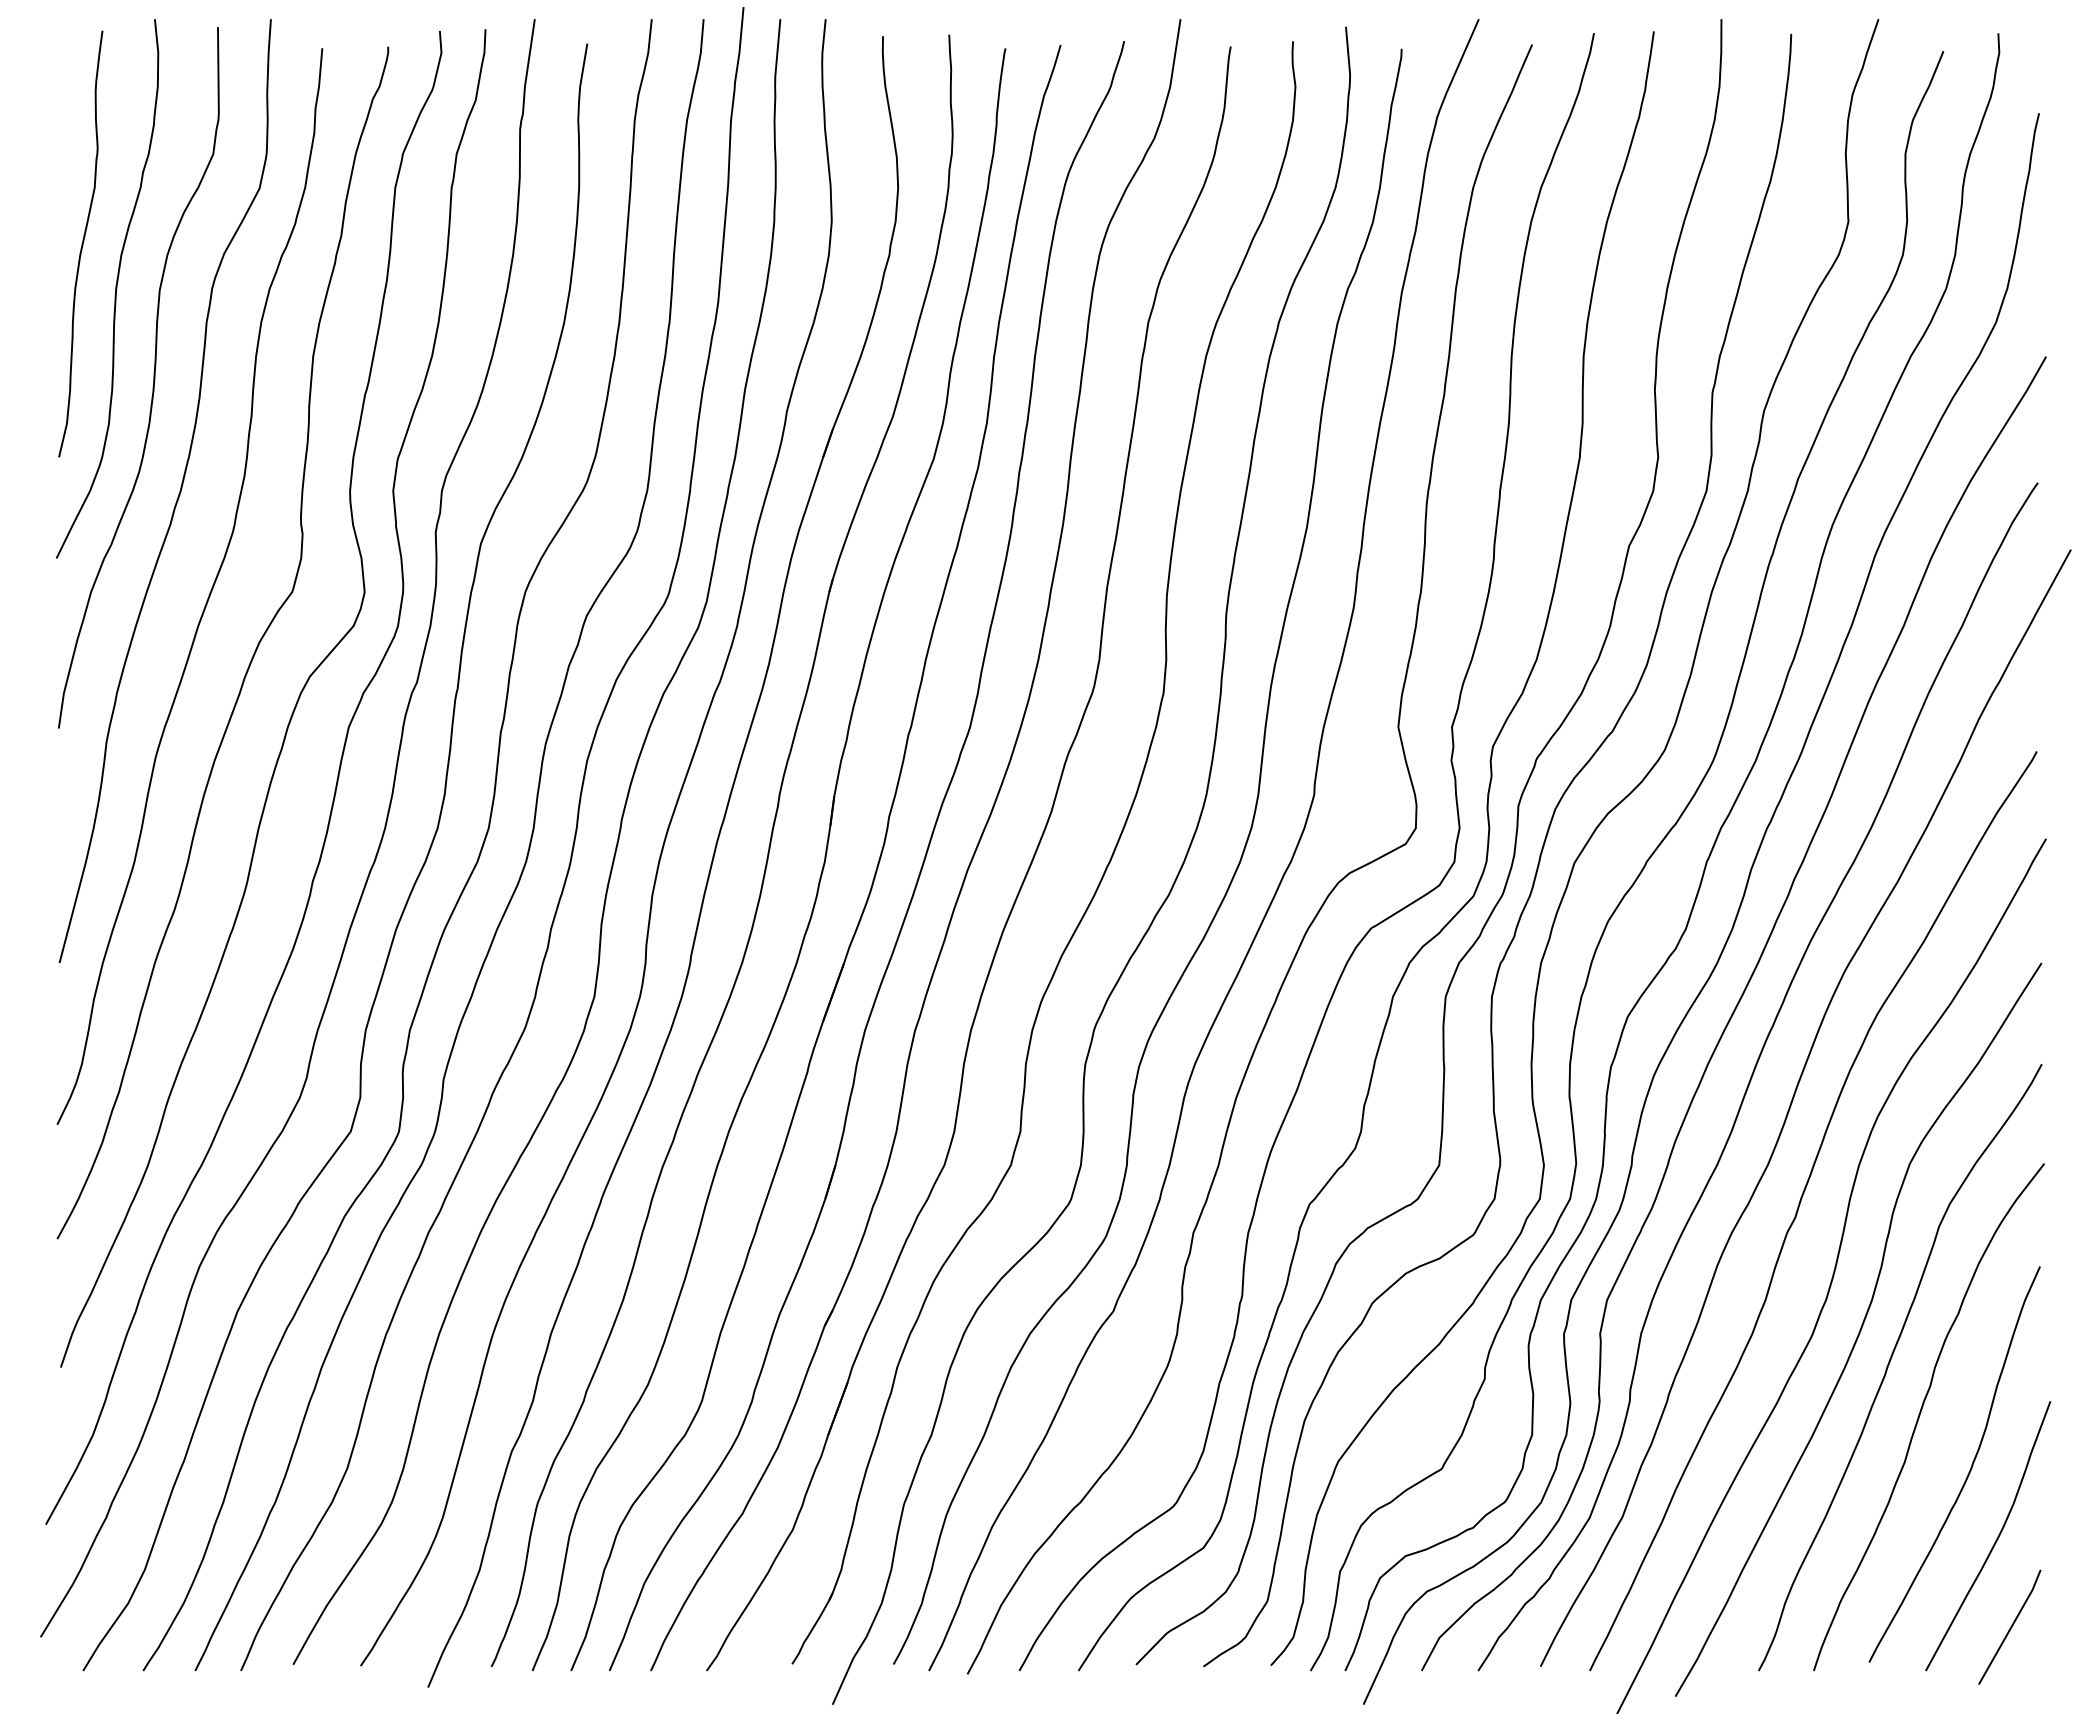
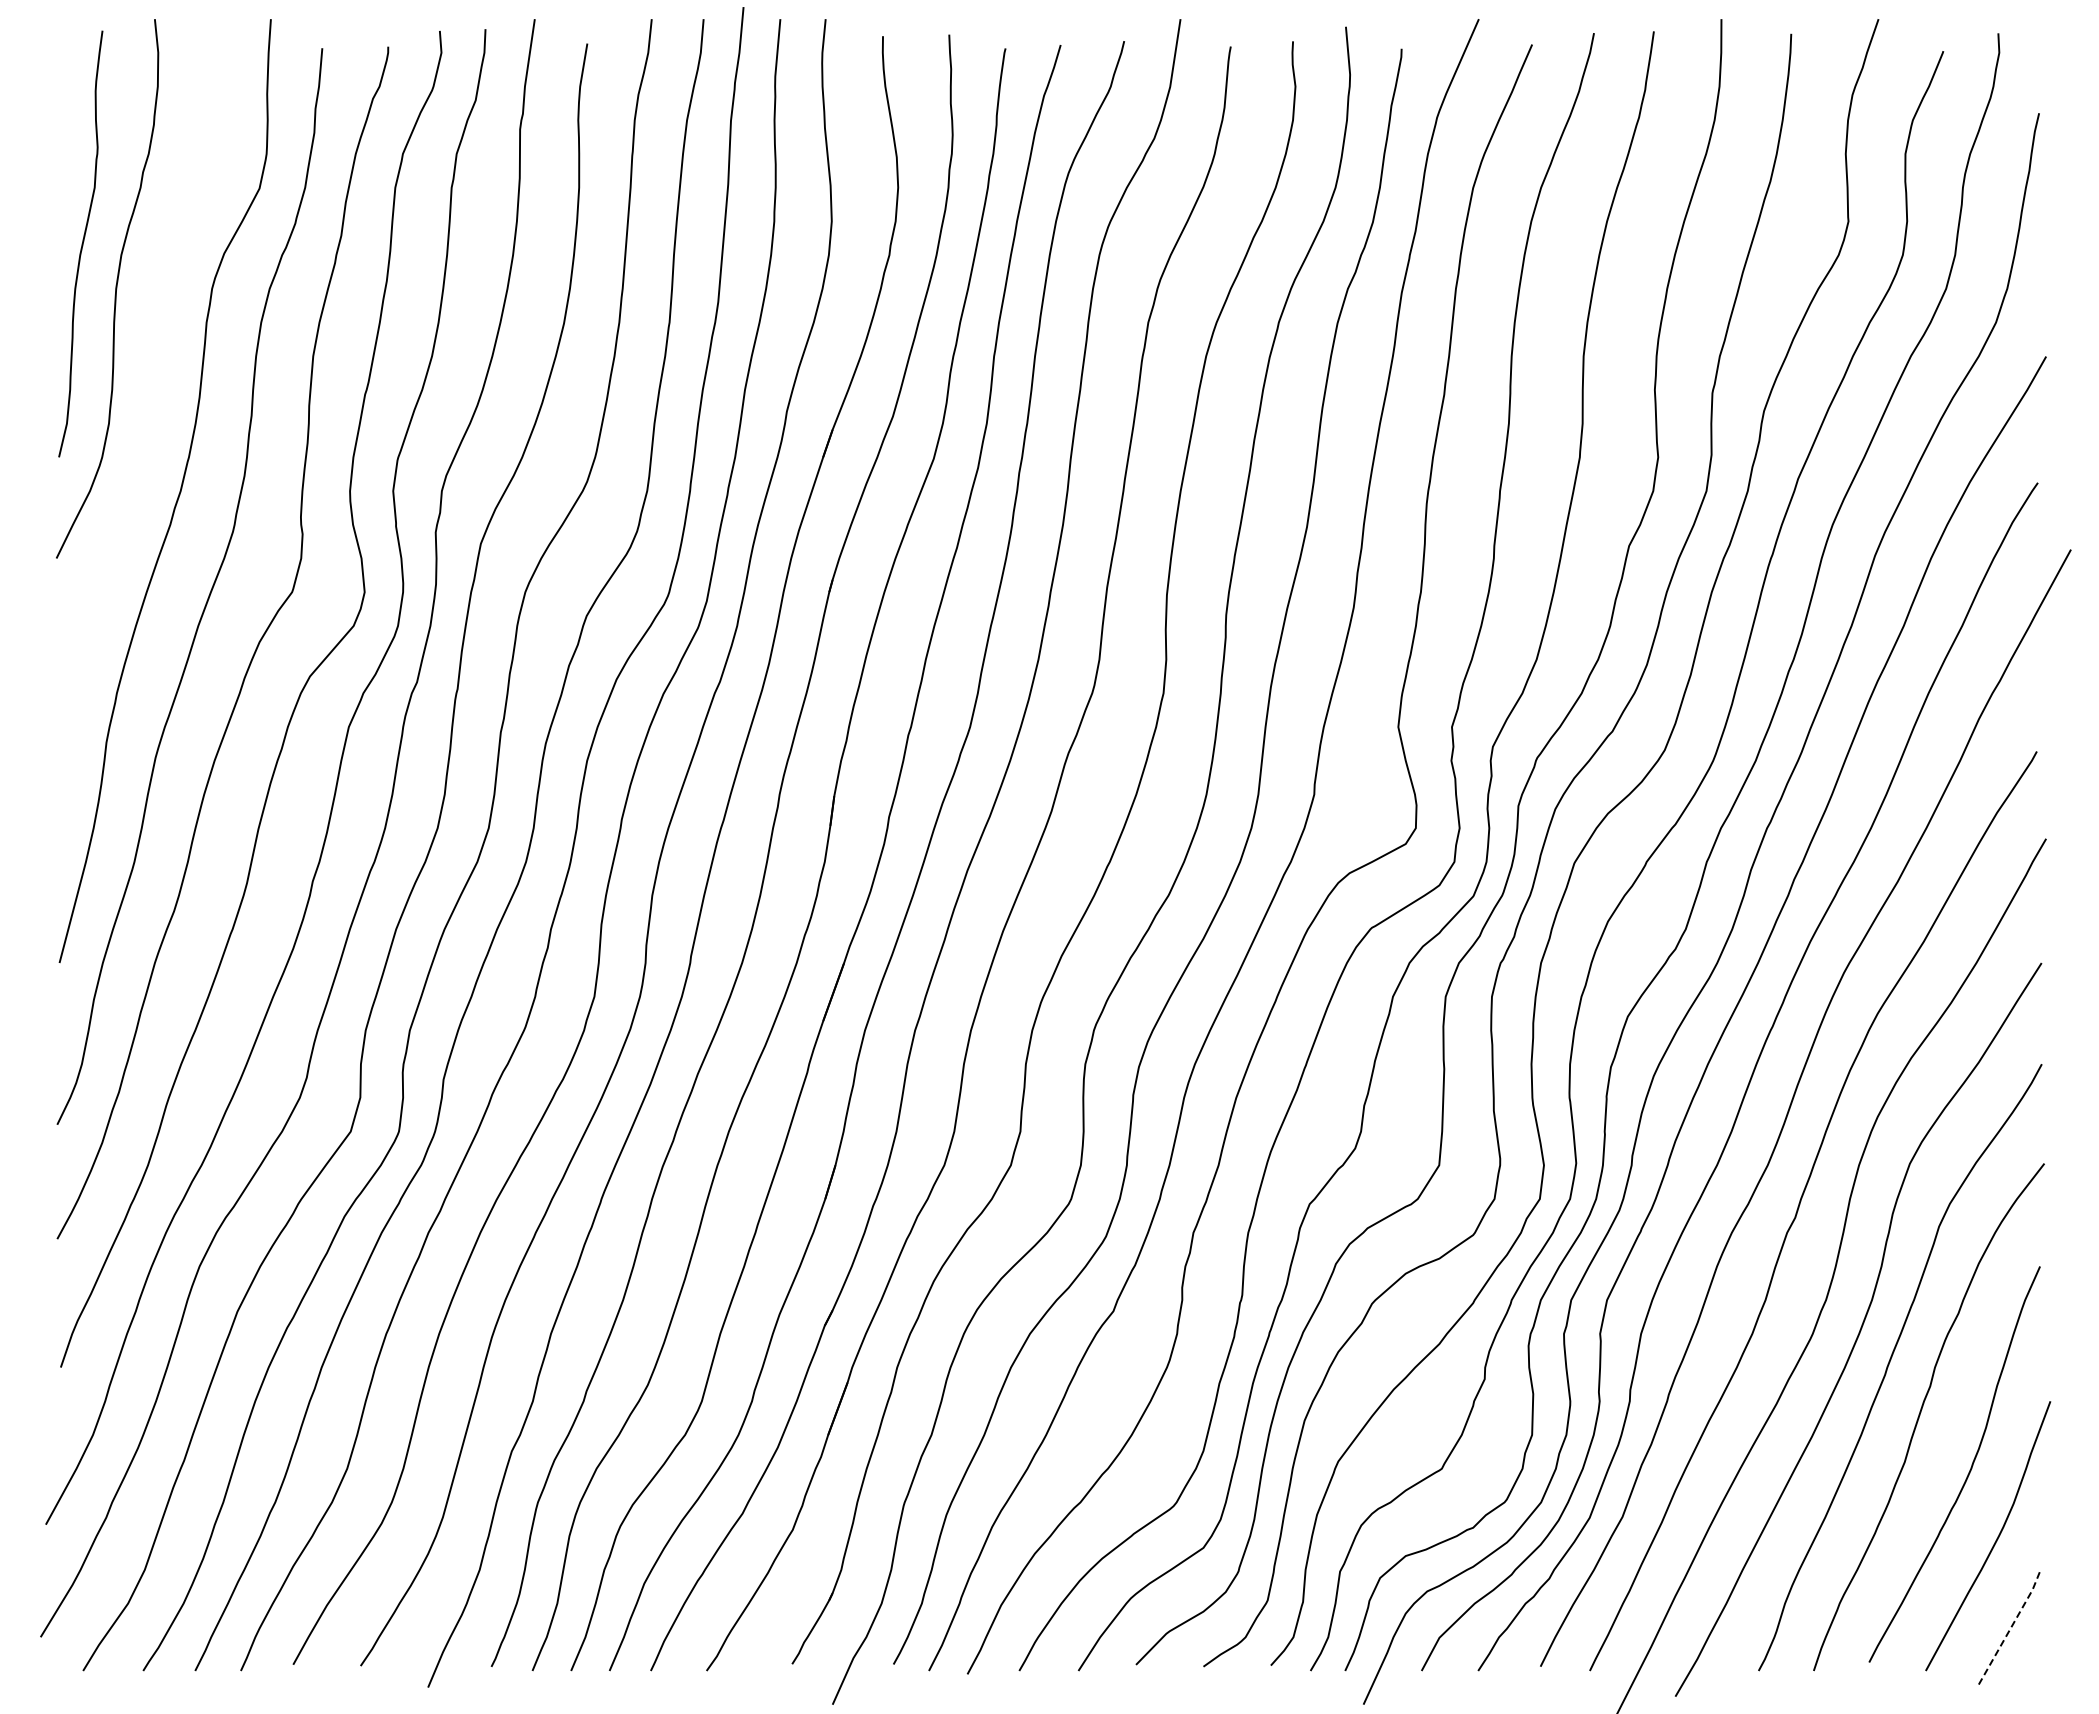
curve: present -> none (153, 377)
line: solid -> dashed (2011, 1627)
